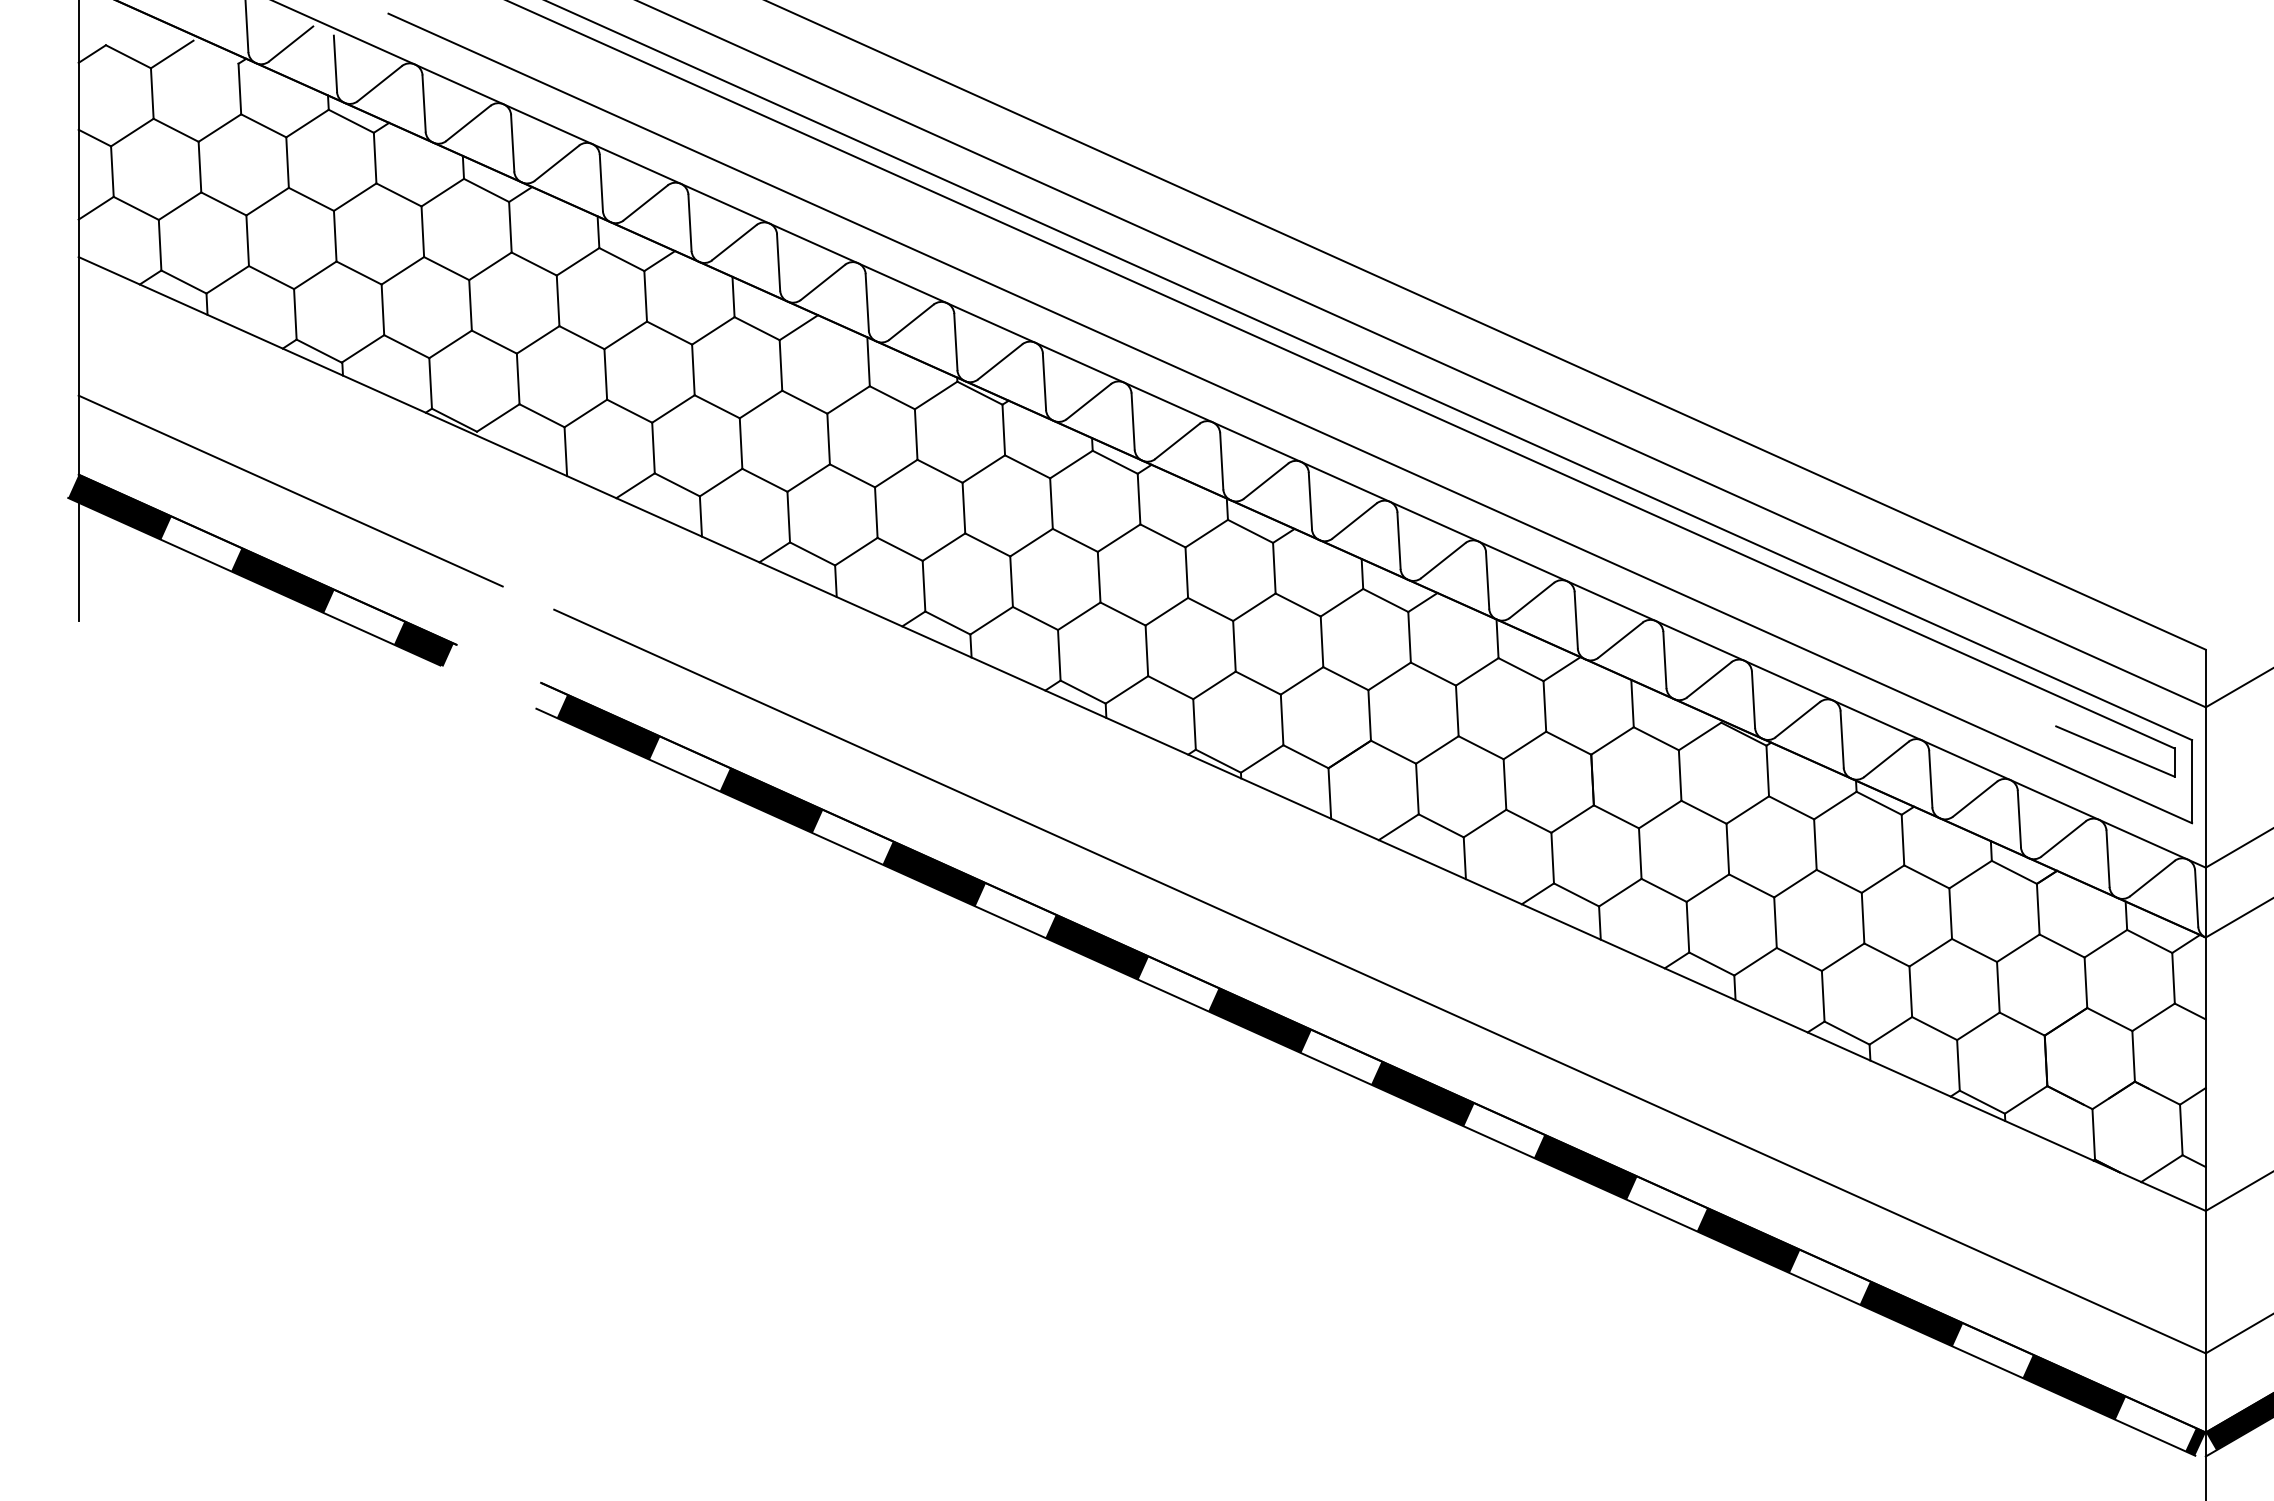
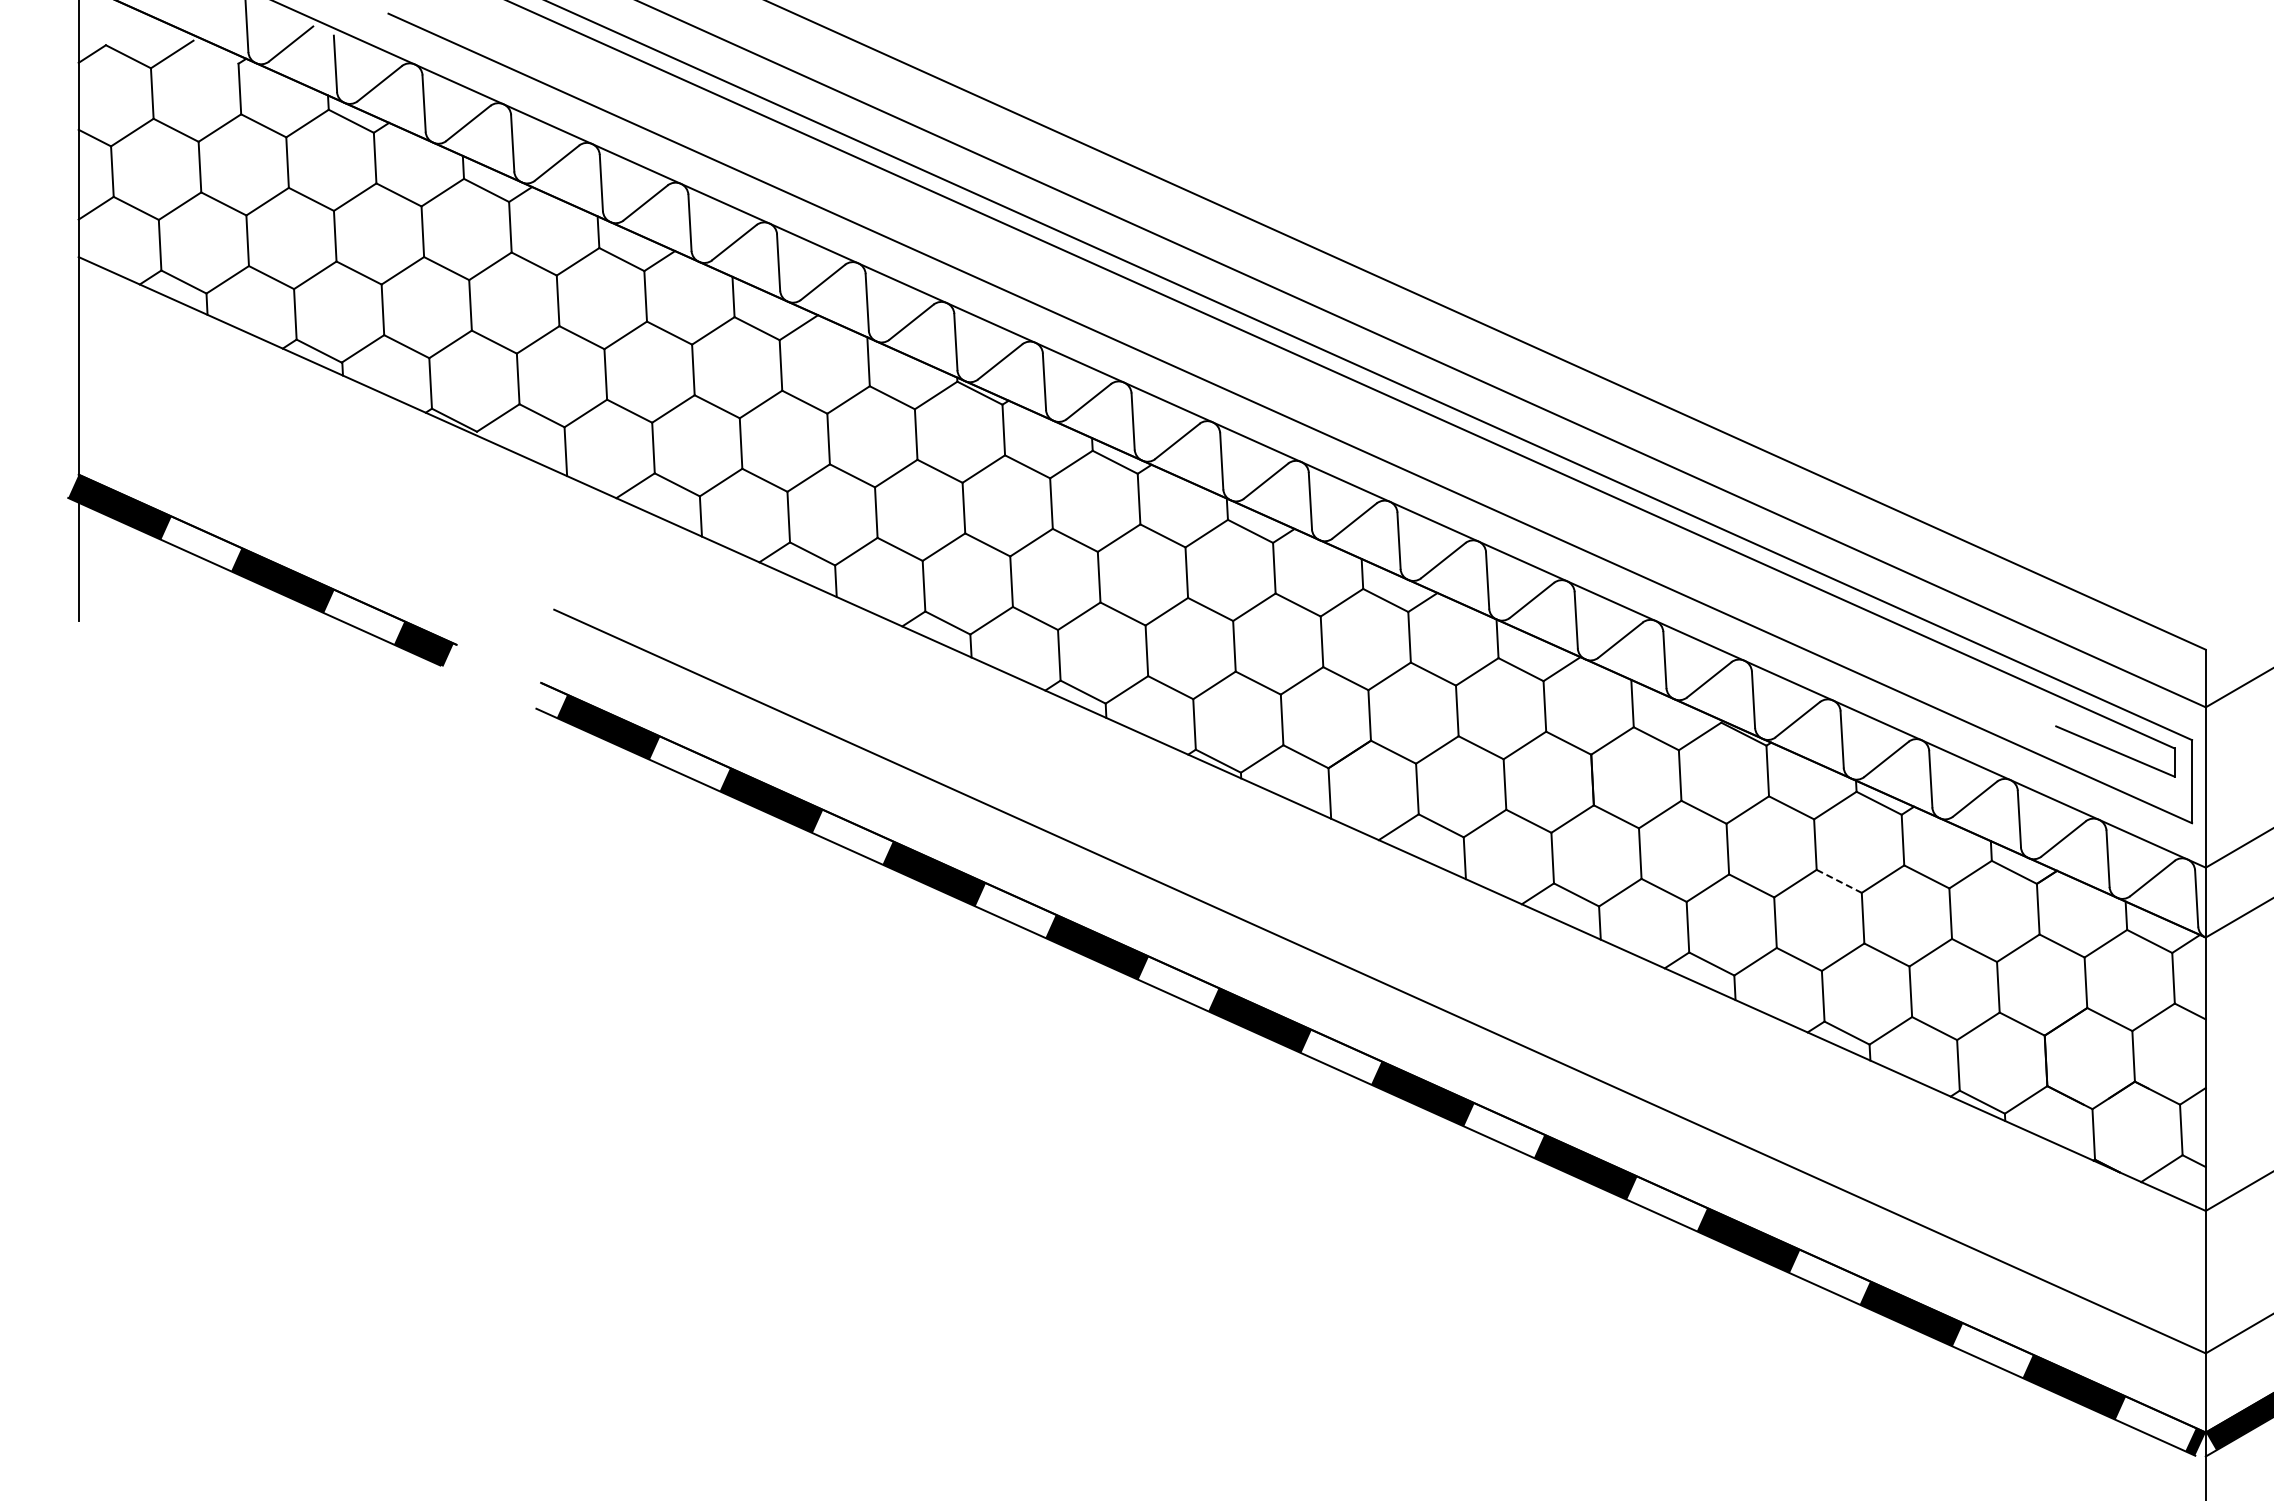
line: present -> none (290, 490)
line: solid -> dashed (1839, 881)
